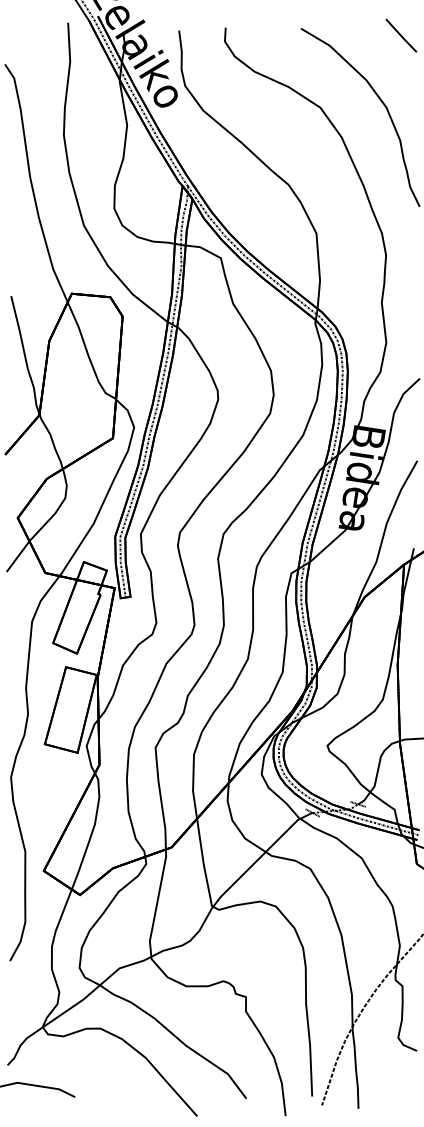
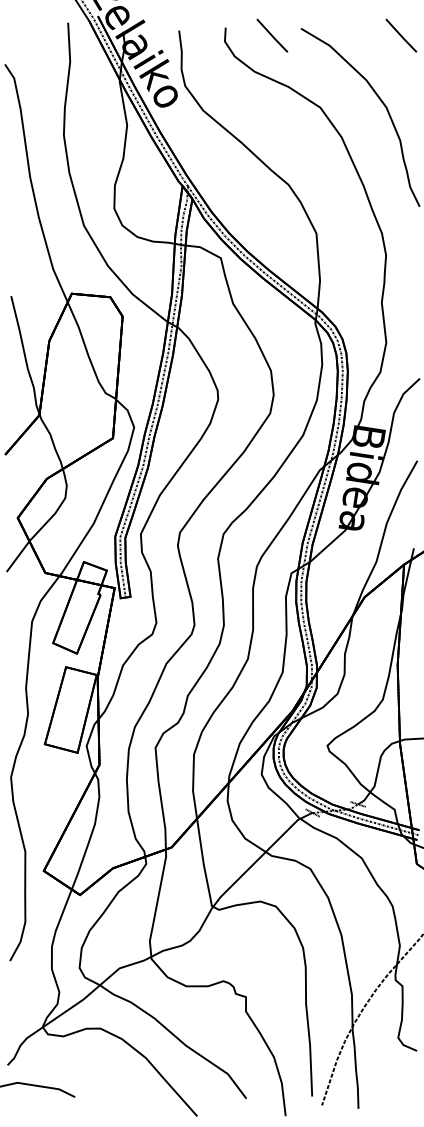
line: none -> present (272, 35)
